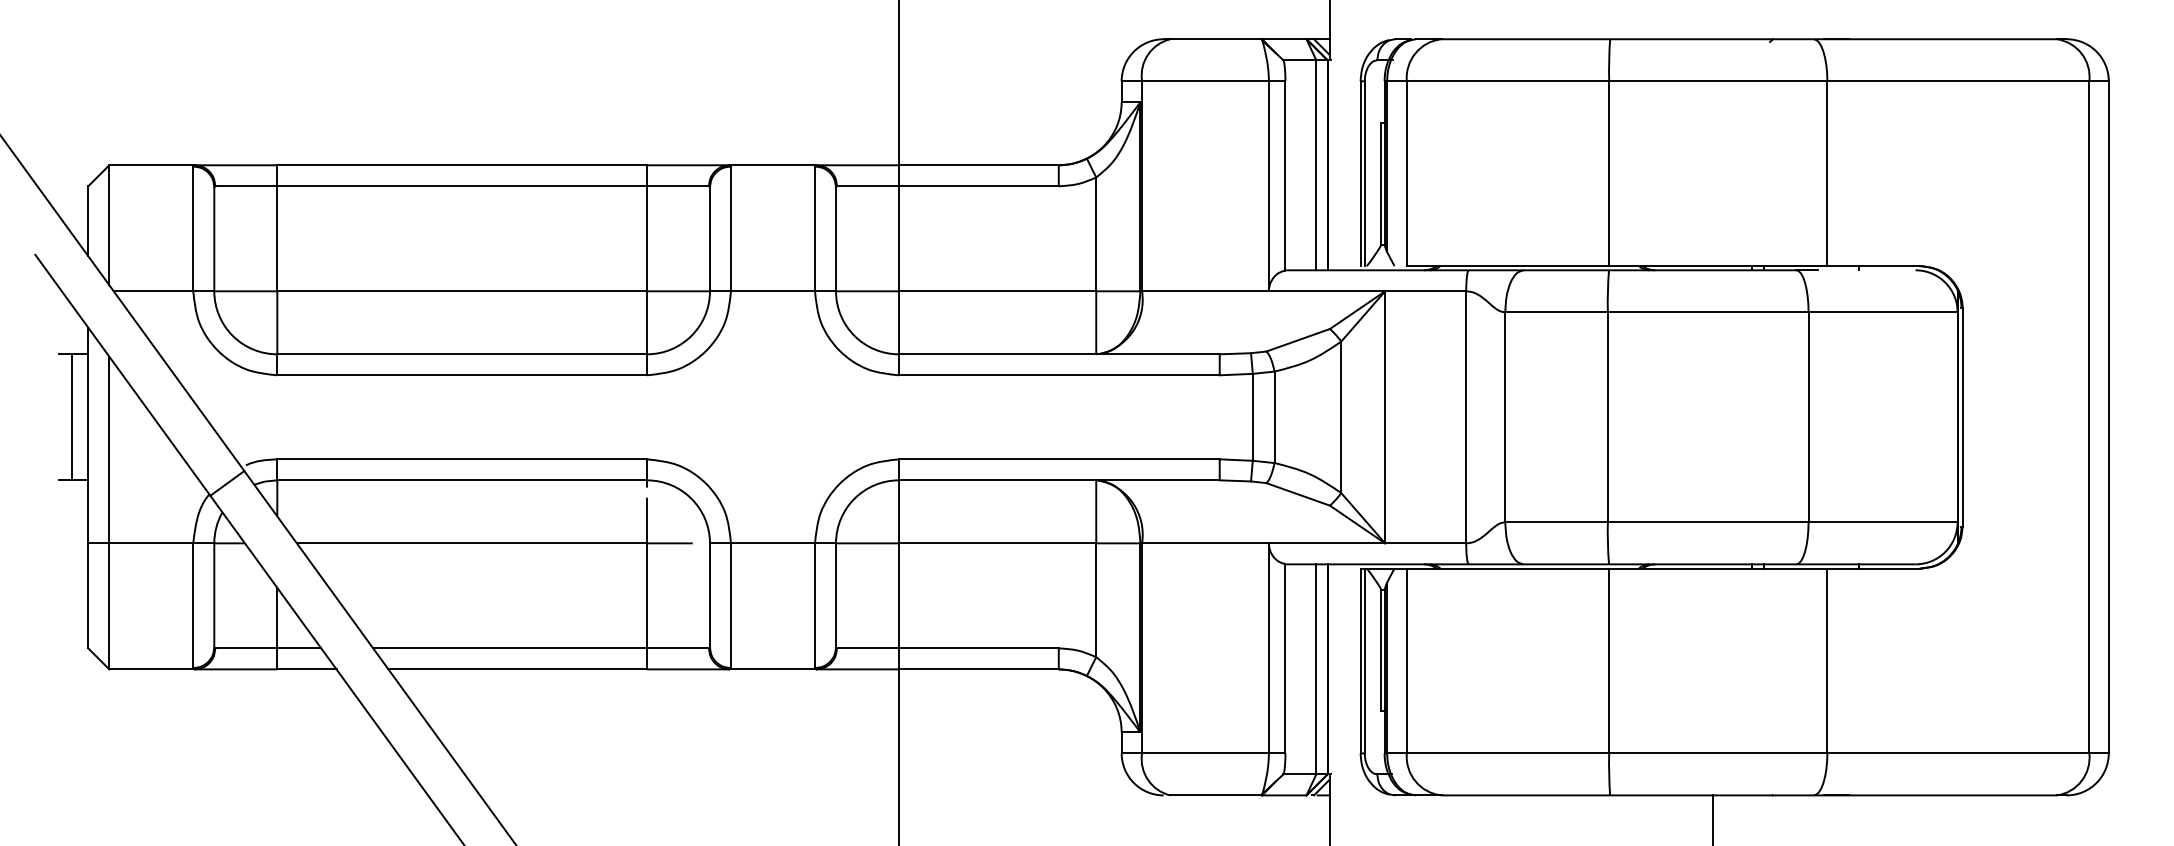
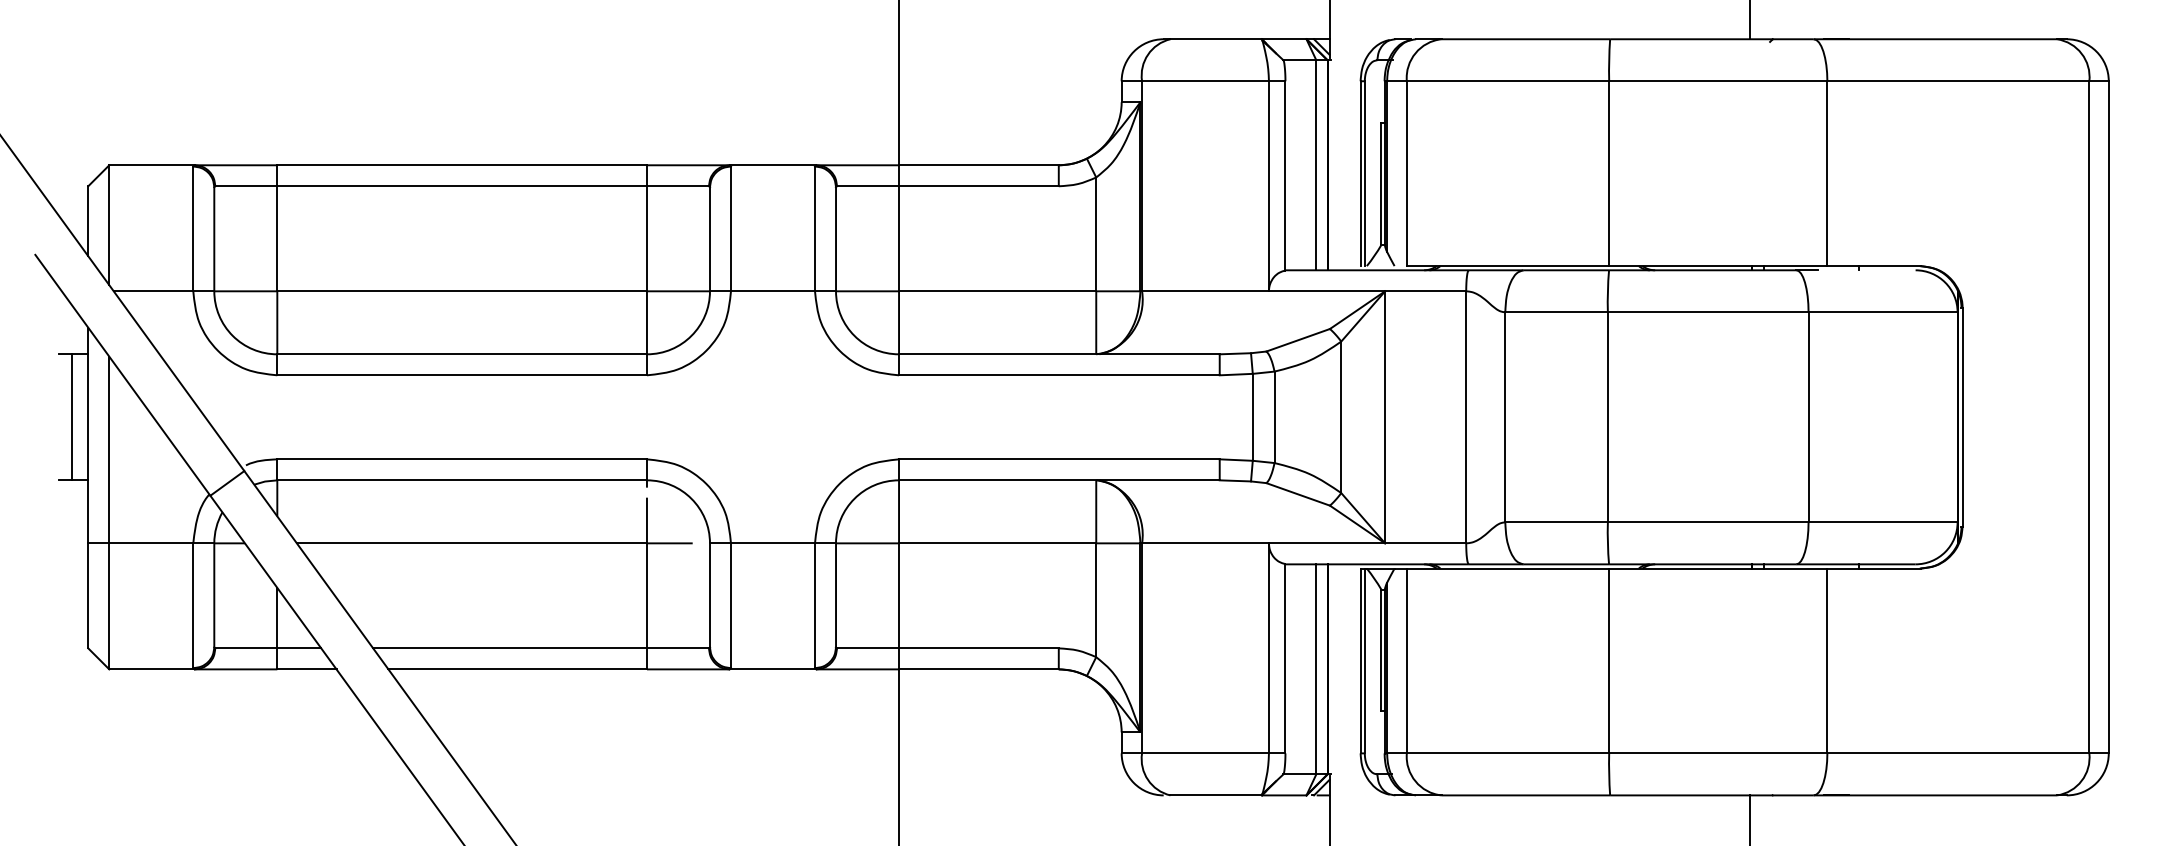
line: none -> present (1749, 20)
line position: (1712, 818) -> (1749, 818) (1749, 818)
